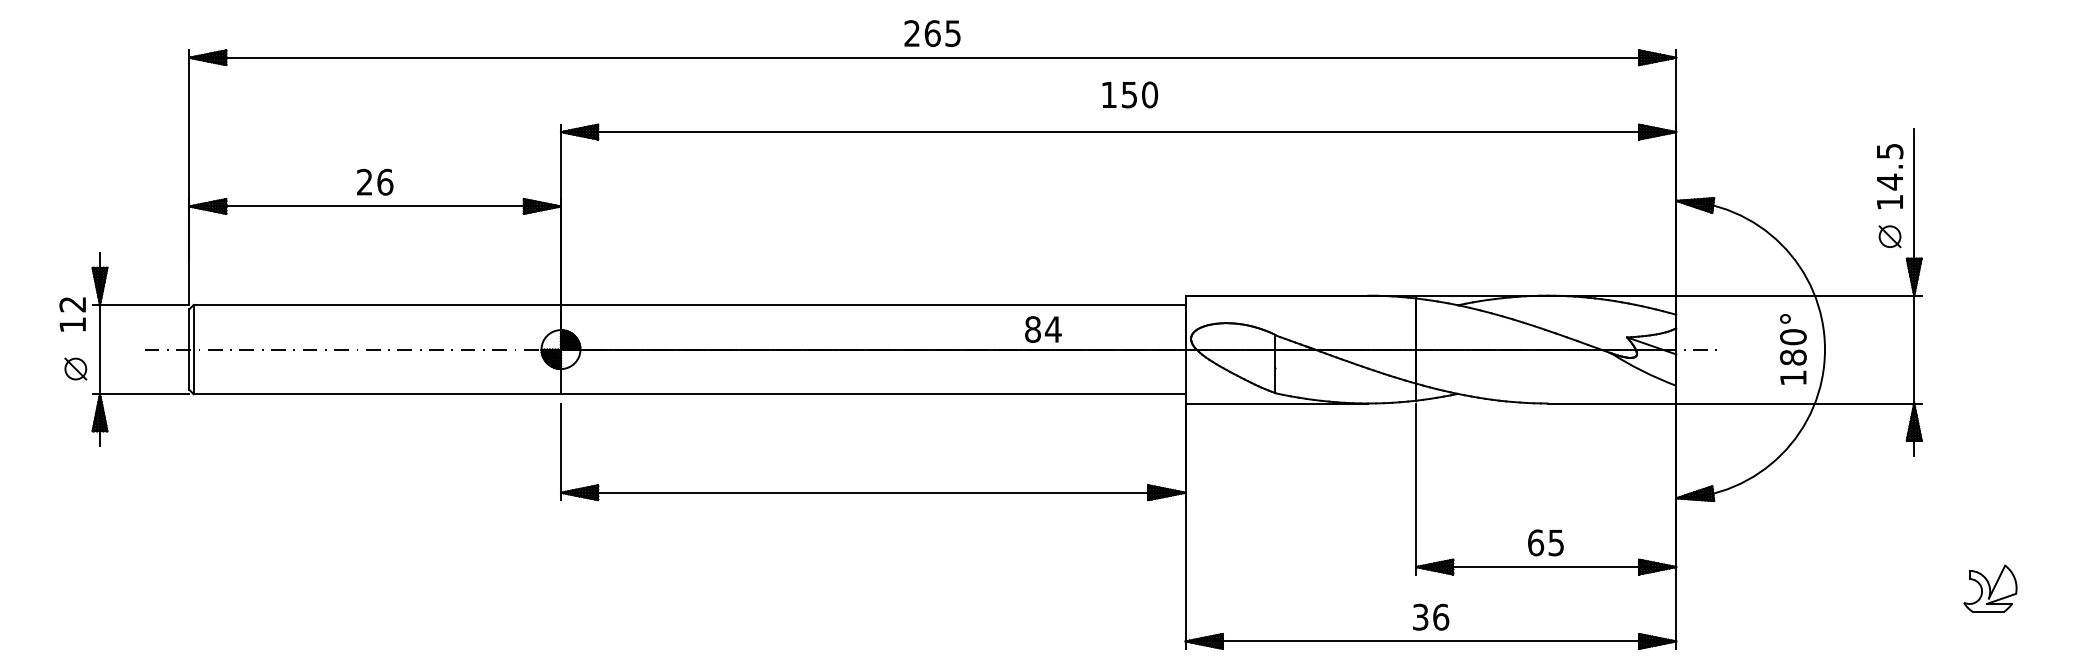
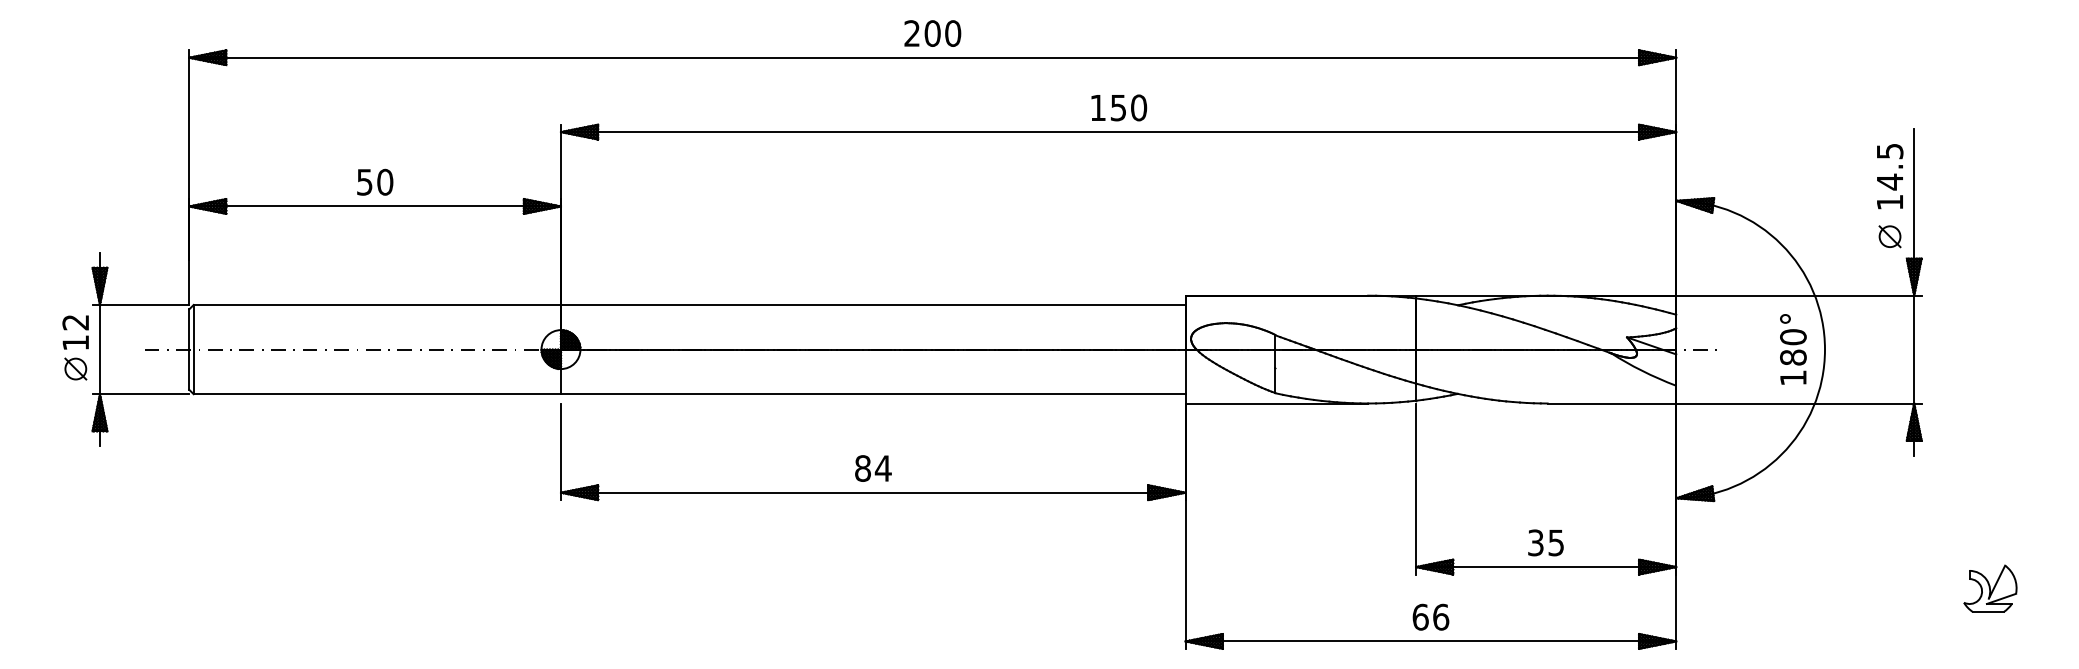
text: 265 -> 200 (942, 33)
text position: (1130, 94) -> (1119, 107) (1119, 107)
text: 26 -> 50 (375, 181)
text position: (72, 314) -> (75, 332) (75, 332)
text position: (1043, 329) -> (873, 468) (873, 468)
text: 65 -> 35 (1536, 542)
text: 36 -> 66 (1420, 616)
